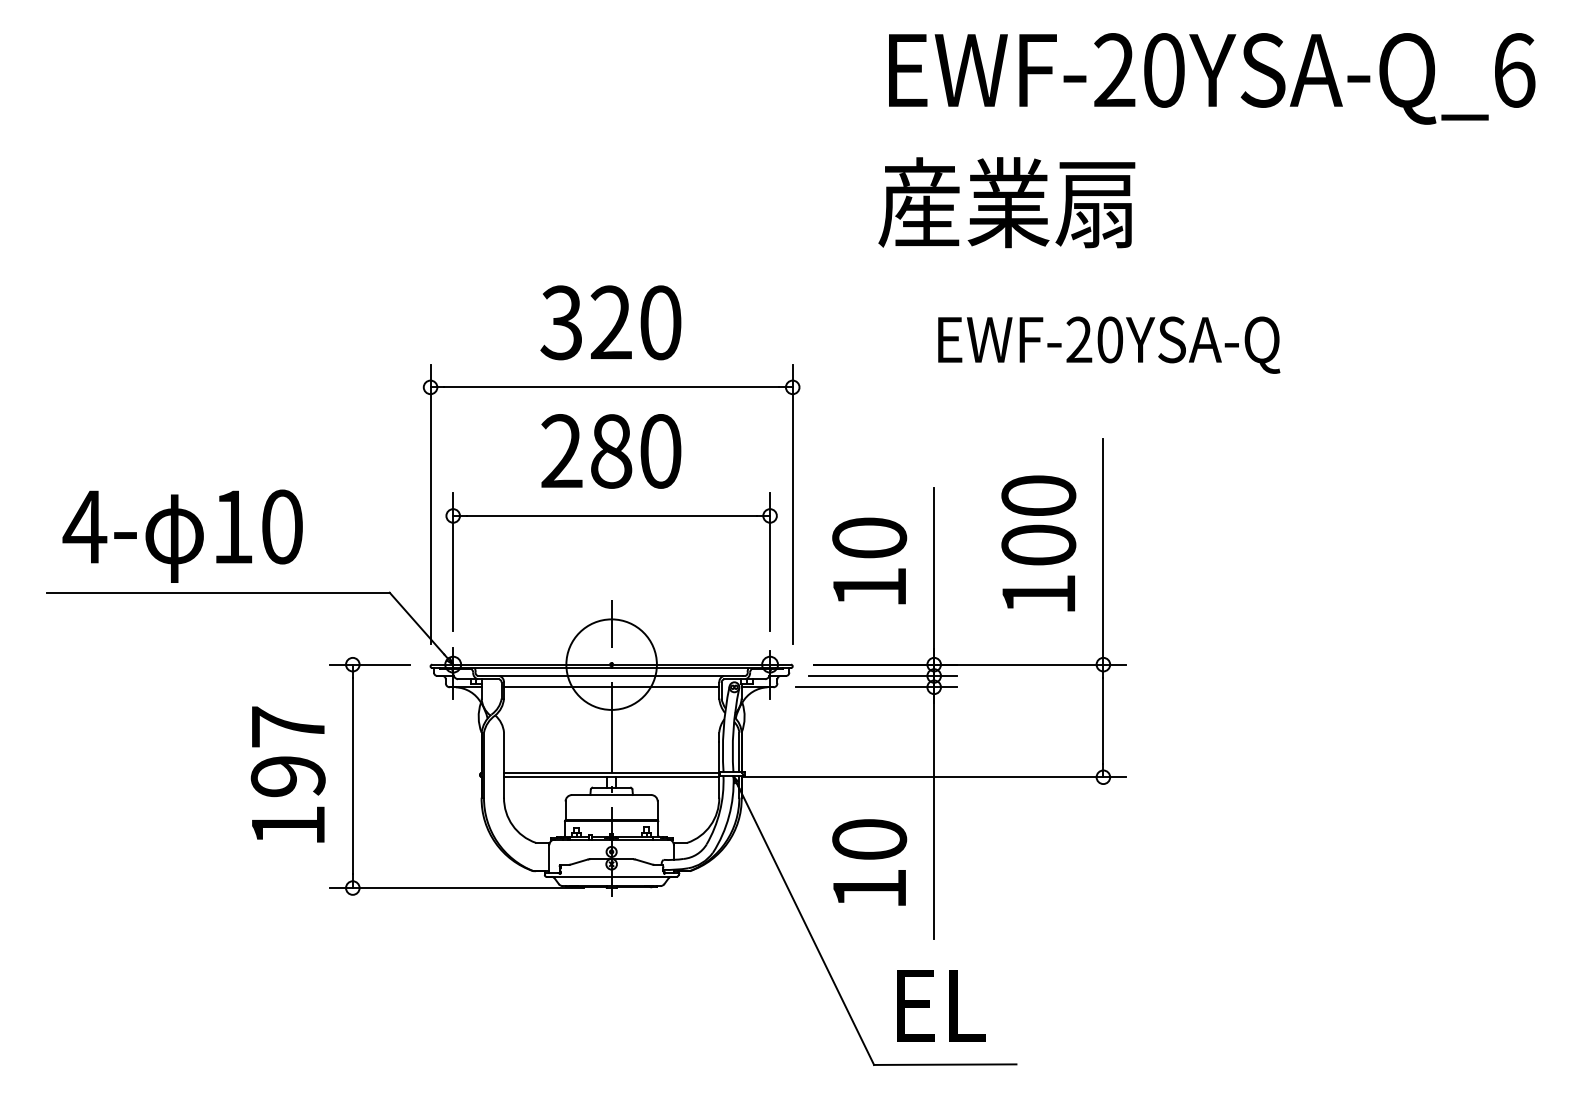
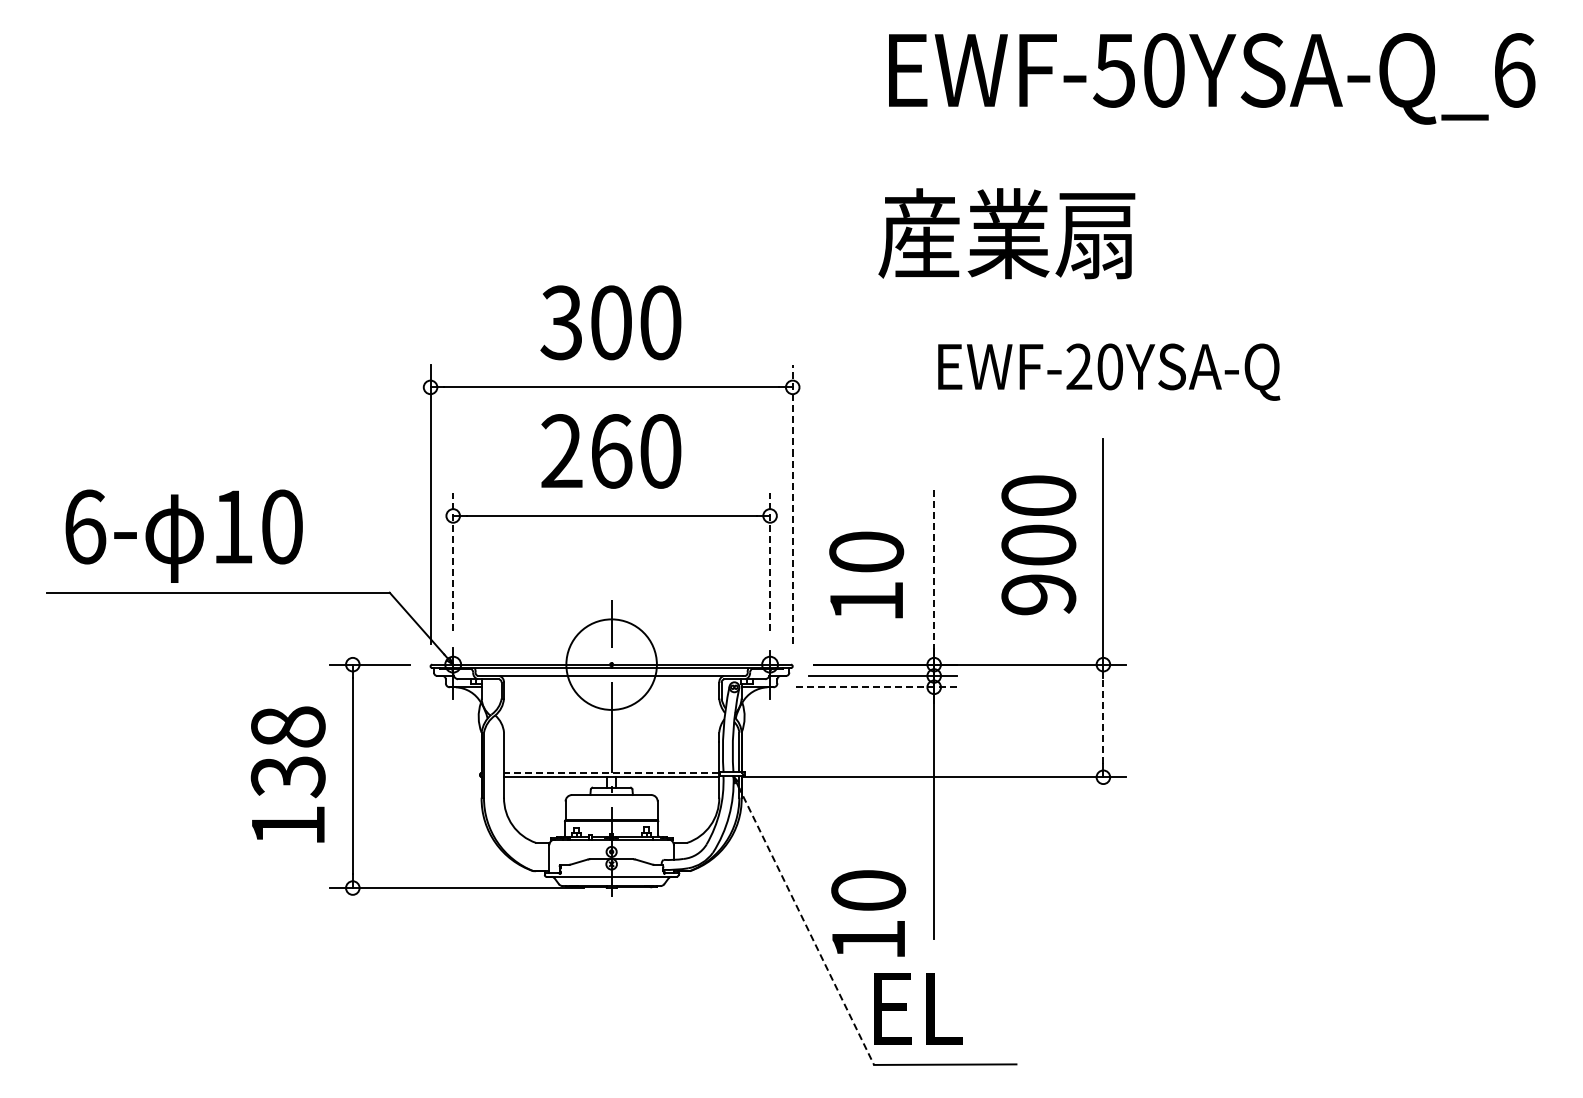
text: EWF-20YSA-Q_6 -> EWF-50YSA-Q_6 (1114, 70)
text position: (1006, 202) -> (1006, 233) (1006, 233)
text: 320 -> 300 (610, 322)
text position: (1109, 344) -> (1109, 371) (1109, 371)
text: 280 -> 260 (611, 451)
line: solid -> dashed (792, 503)
text: 4- -> 6- (84, 526)
text position: (869, 560) -> (866, 574) (866, 574)
line: solid -> dashed (453, 562)
line: solid -> dashed (770, 562)
line: solid -> dashed (934, 569)
text: 100 -> 900 (1038, 594)
line: present -> none (611, 687)
line: solid -> dashed (876, 687)
line: solid -> dashed (1103, 720)
text: 197 -> 138 (288, 752)
line: solid -> dashed (611, 772)
text position: (869, 862) -> (868, 913) (868, 913)
line: solid -> dashed (804, 921)
text position: (941, 1005) -> (918, 1008) (918, 1008)
